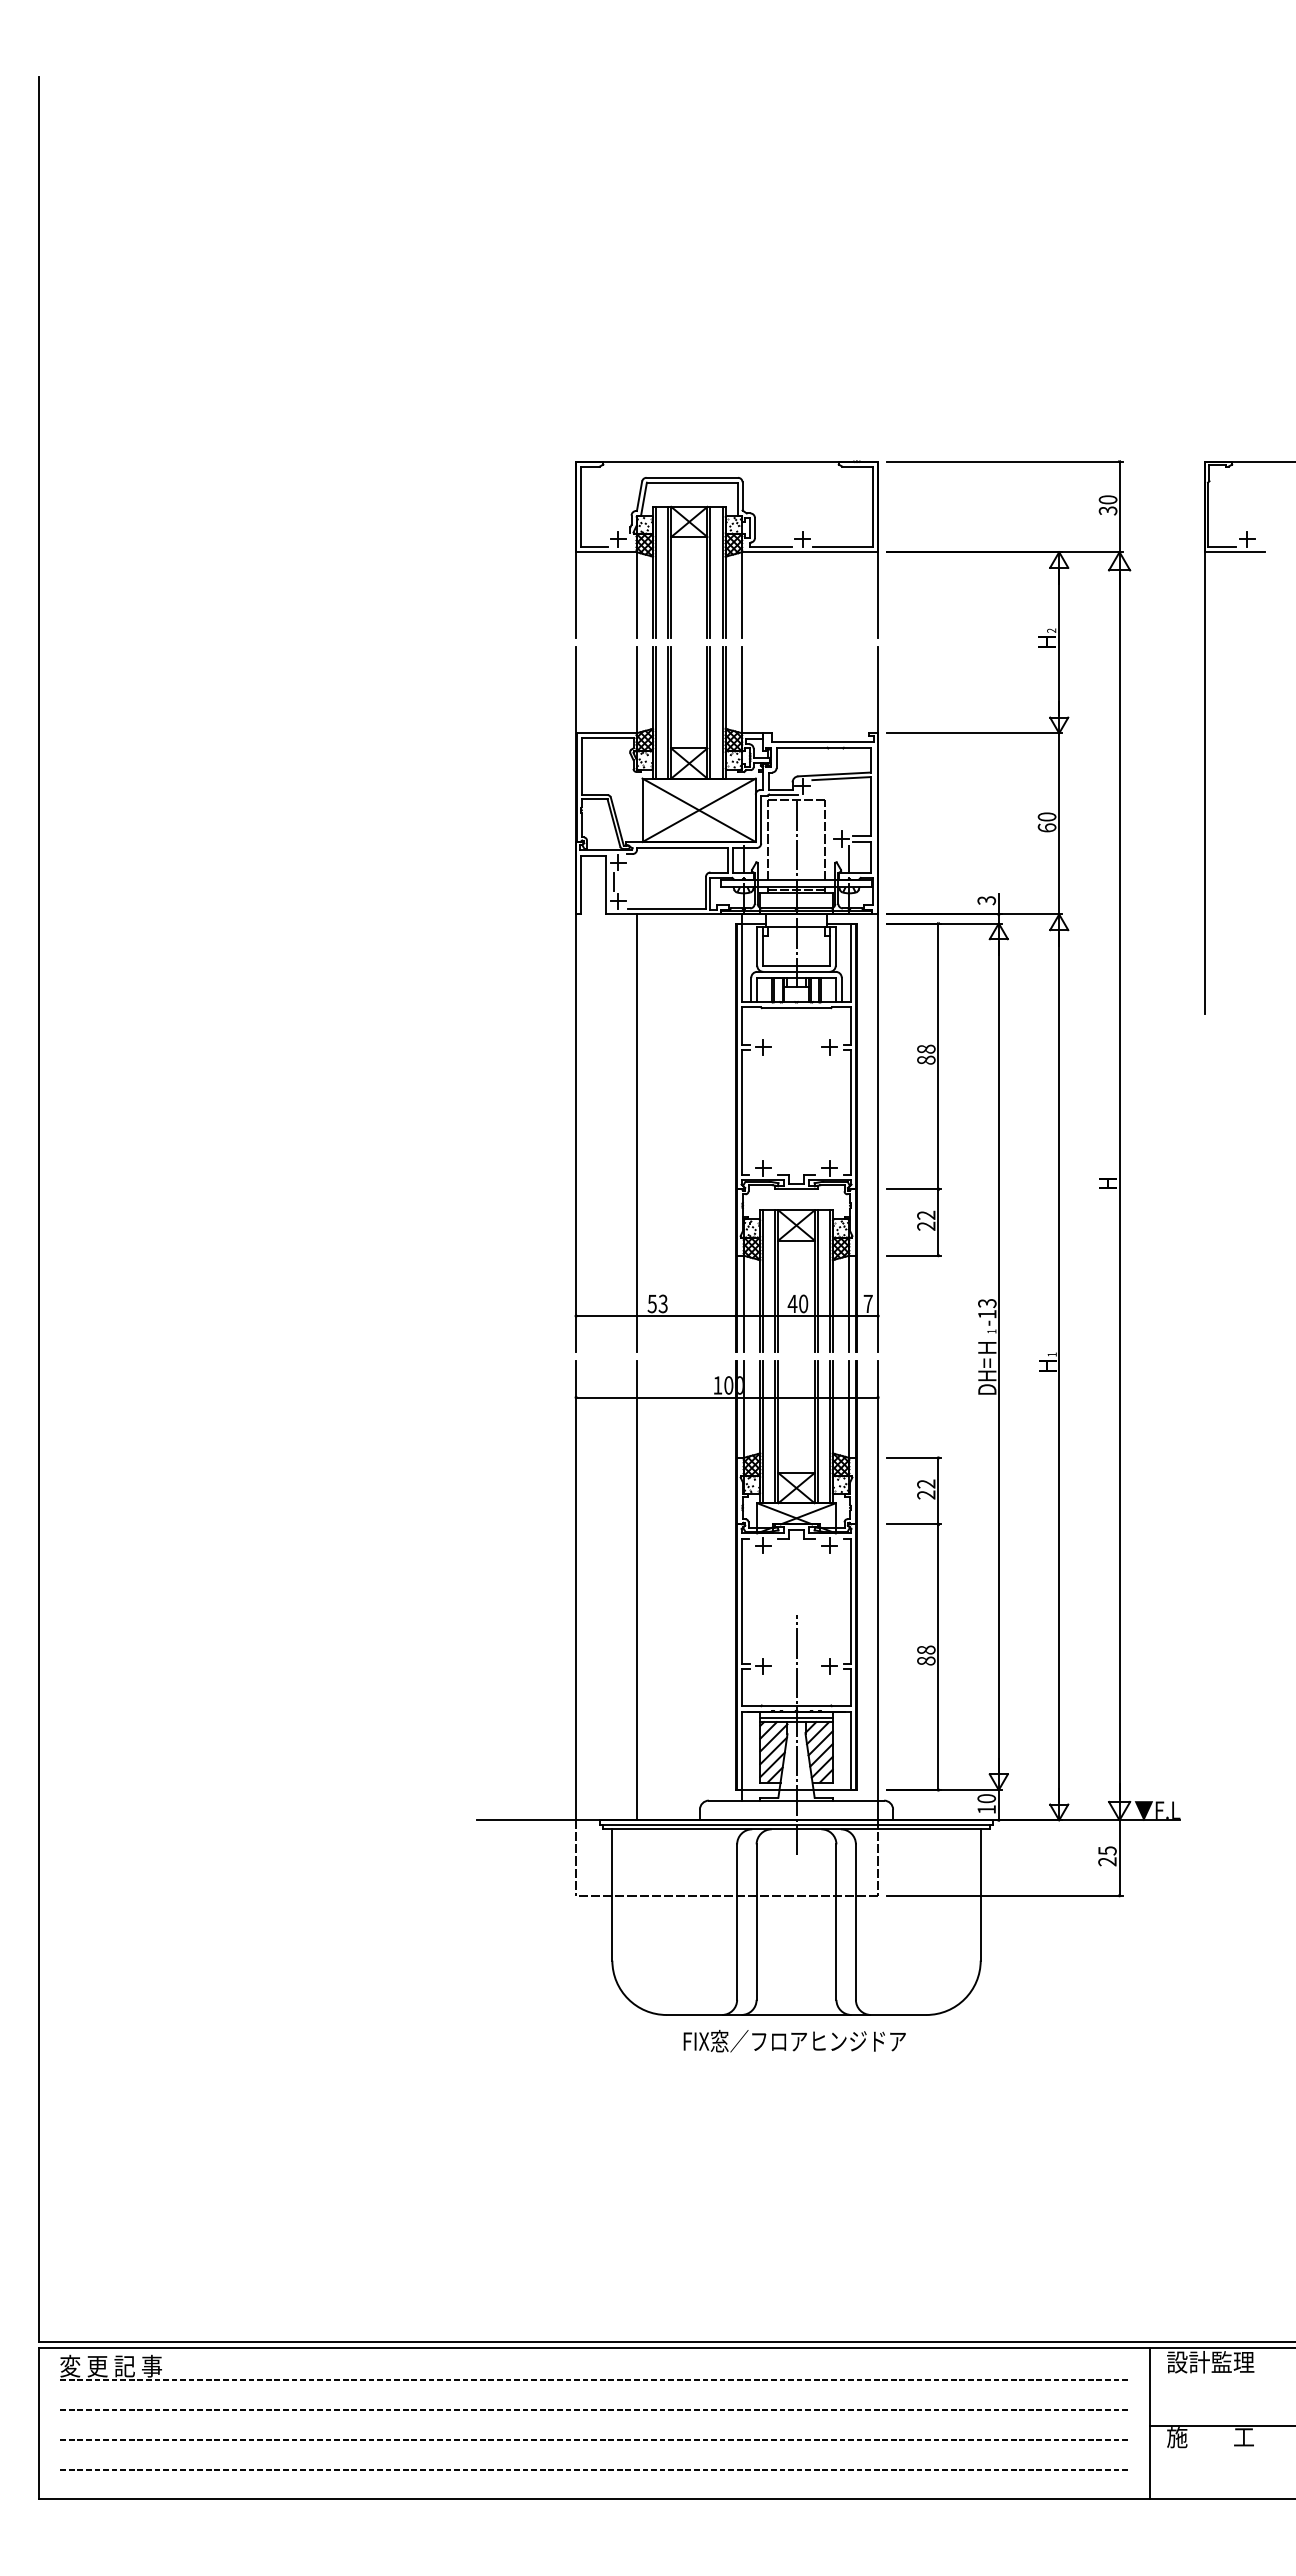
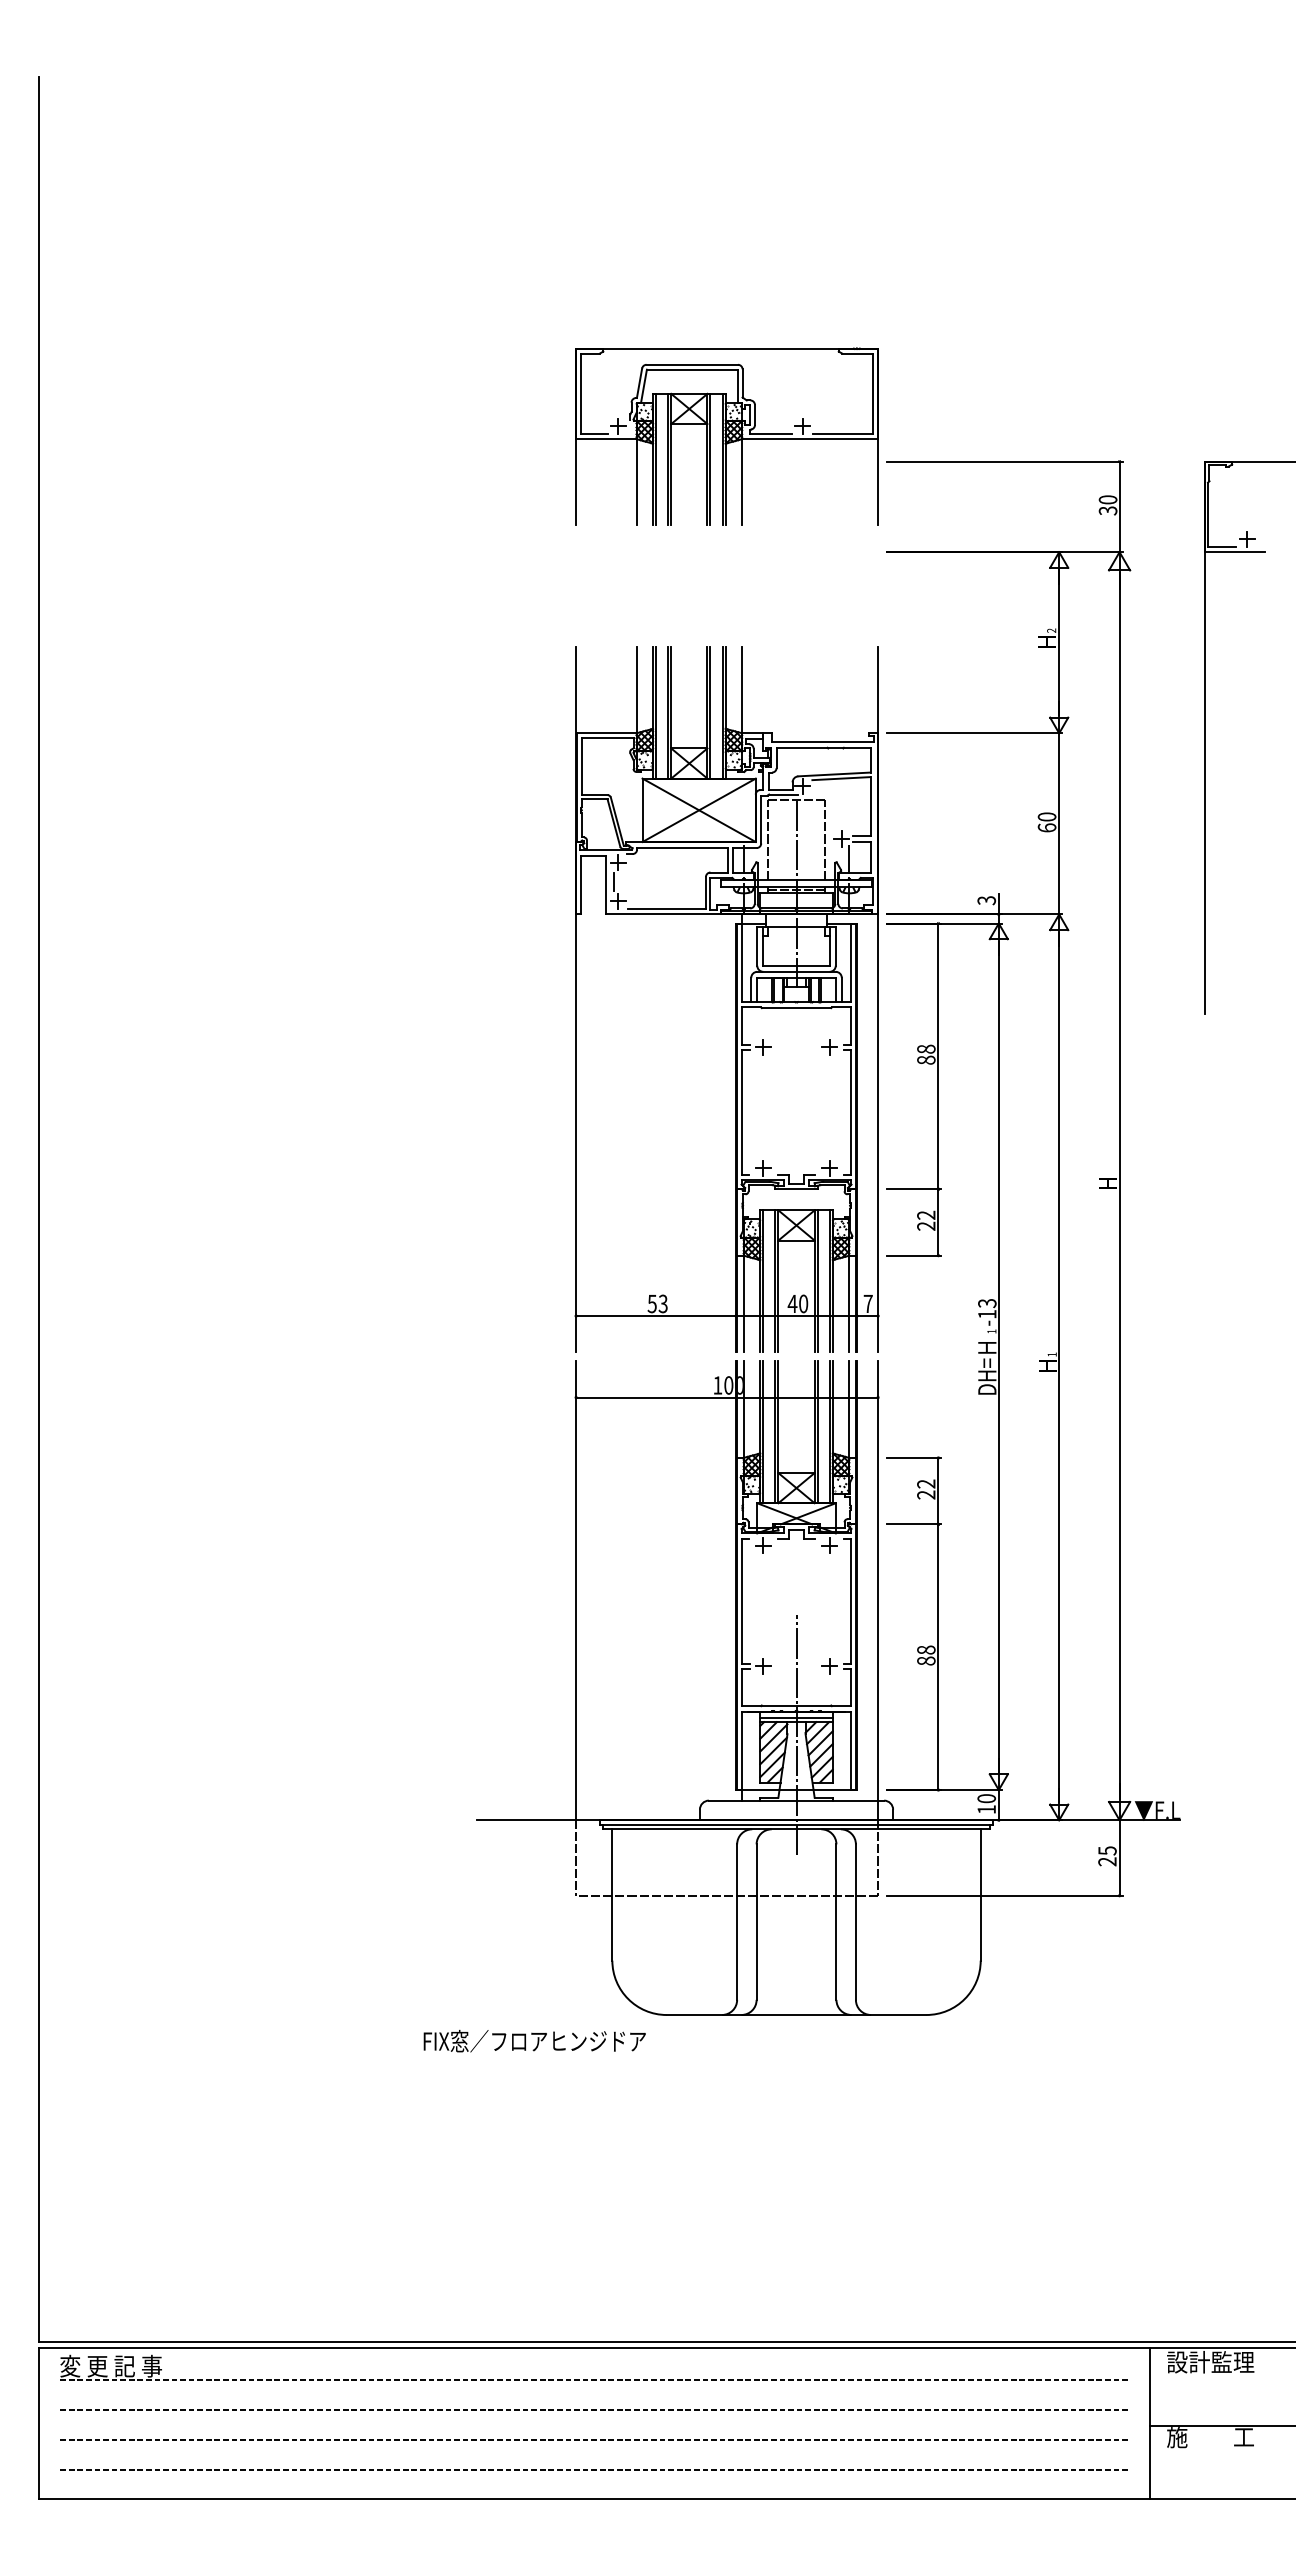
part position: (726, 549) -> (726, 436) (726, 436)
line: present -> none (636, 1133)
line: present -> none (636, 1590)
text position: (794, 2040) -> (534, 2040) (534, 2040)
